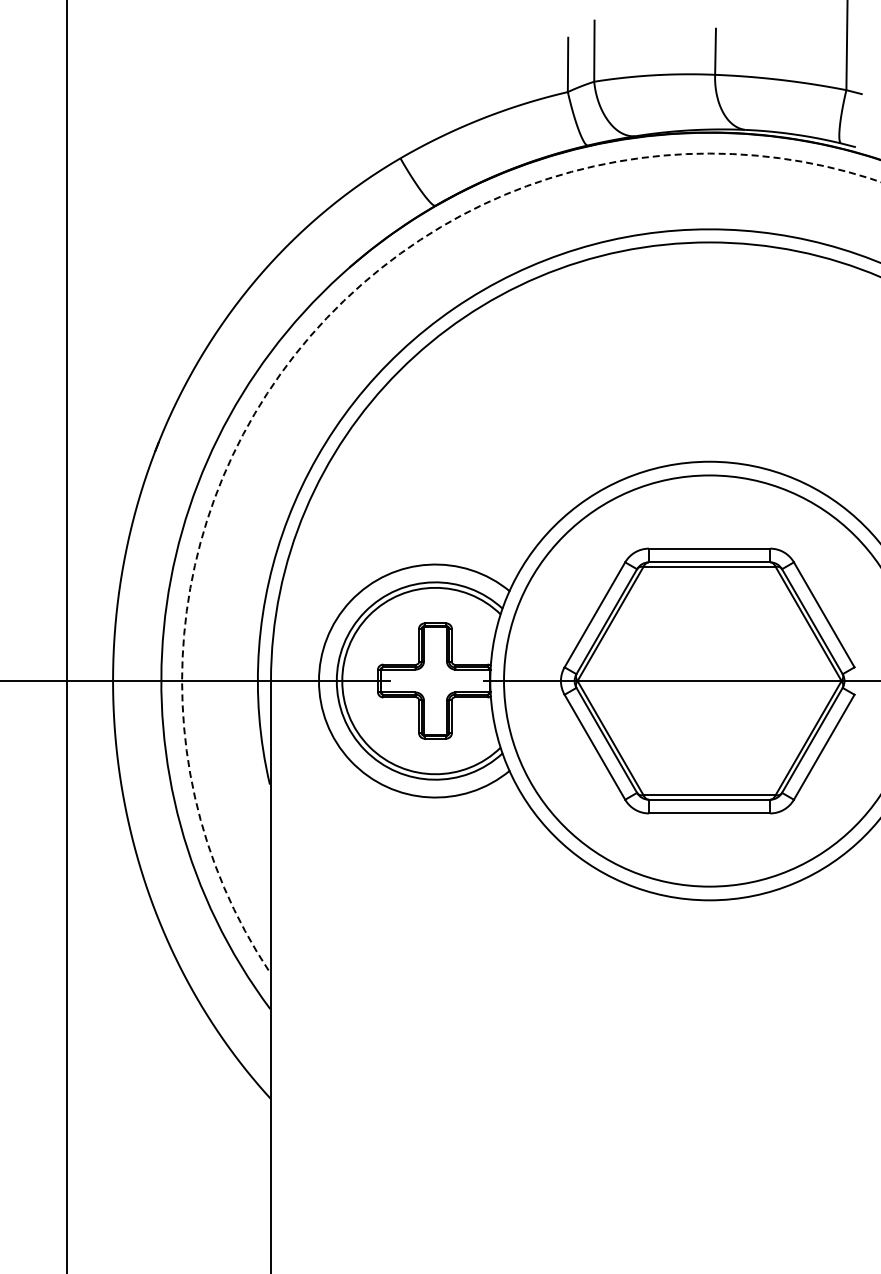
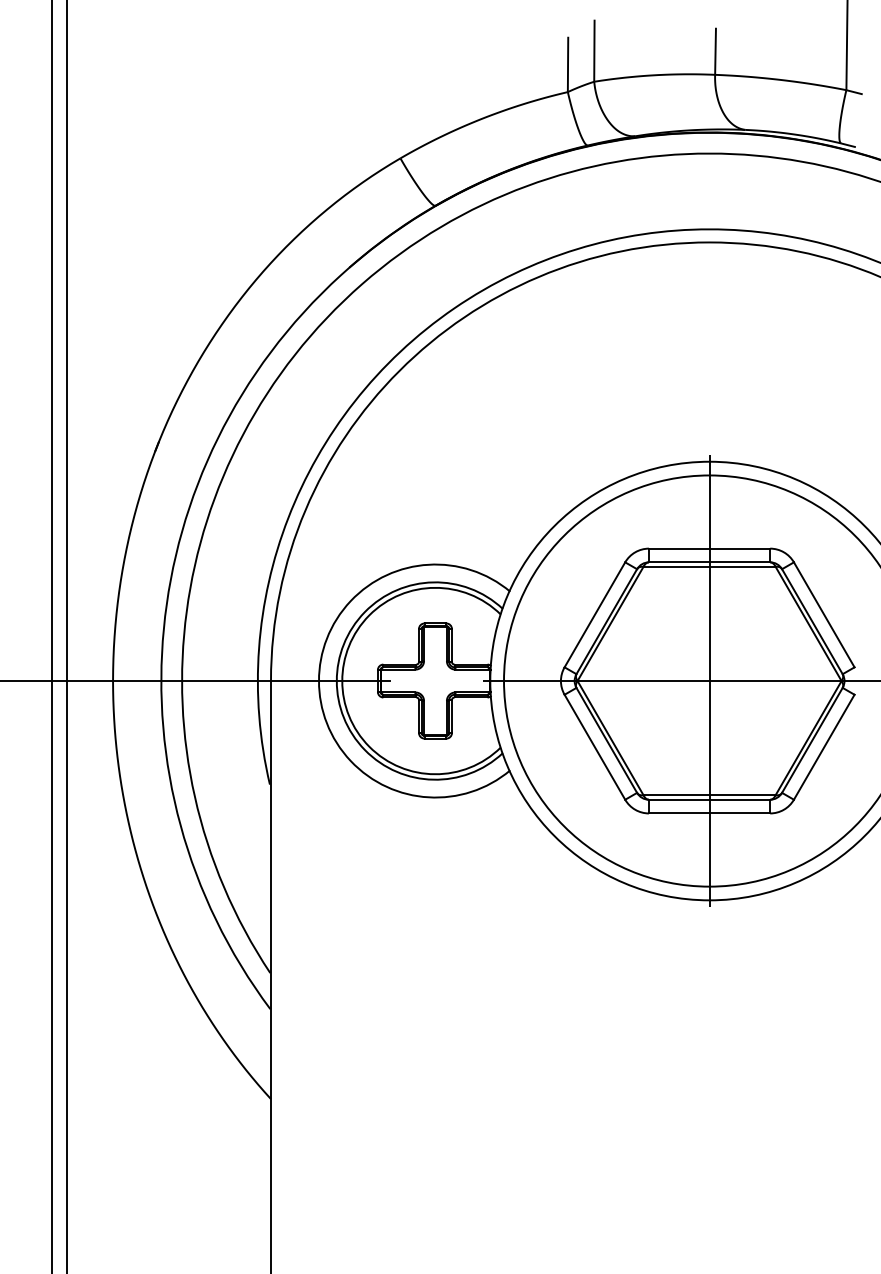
arc: dashed -> solid (293, 356)
line: none -> present (51, 636)
line: none -> present (709, 680)
